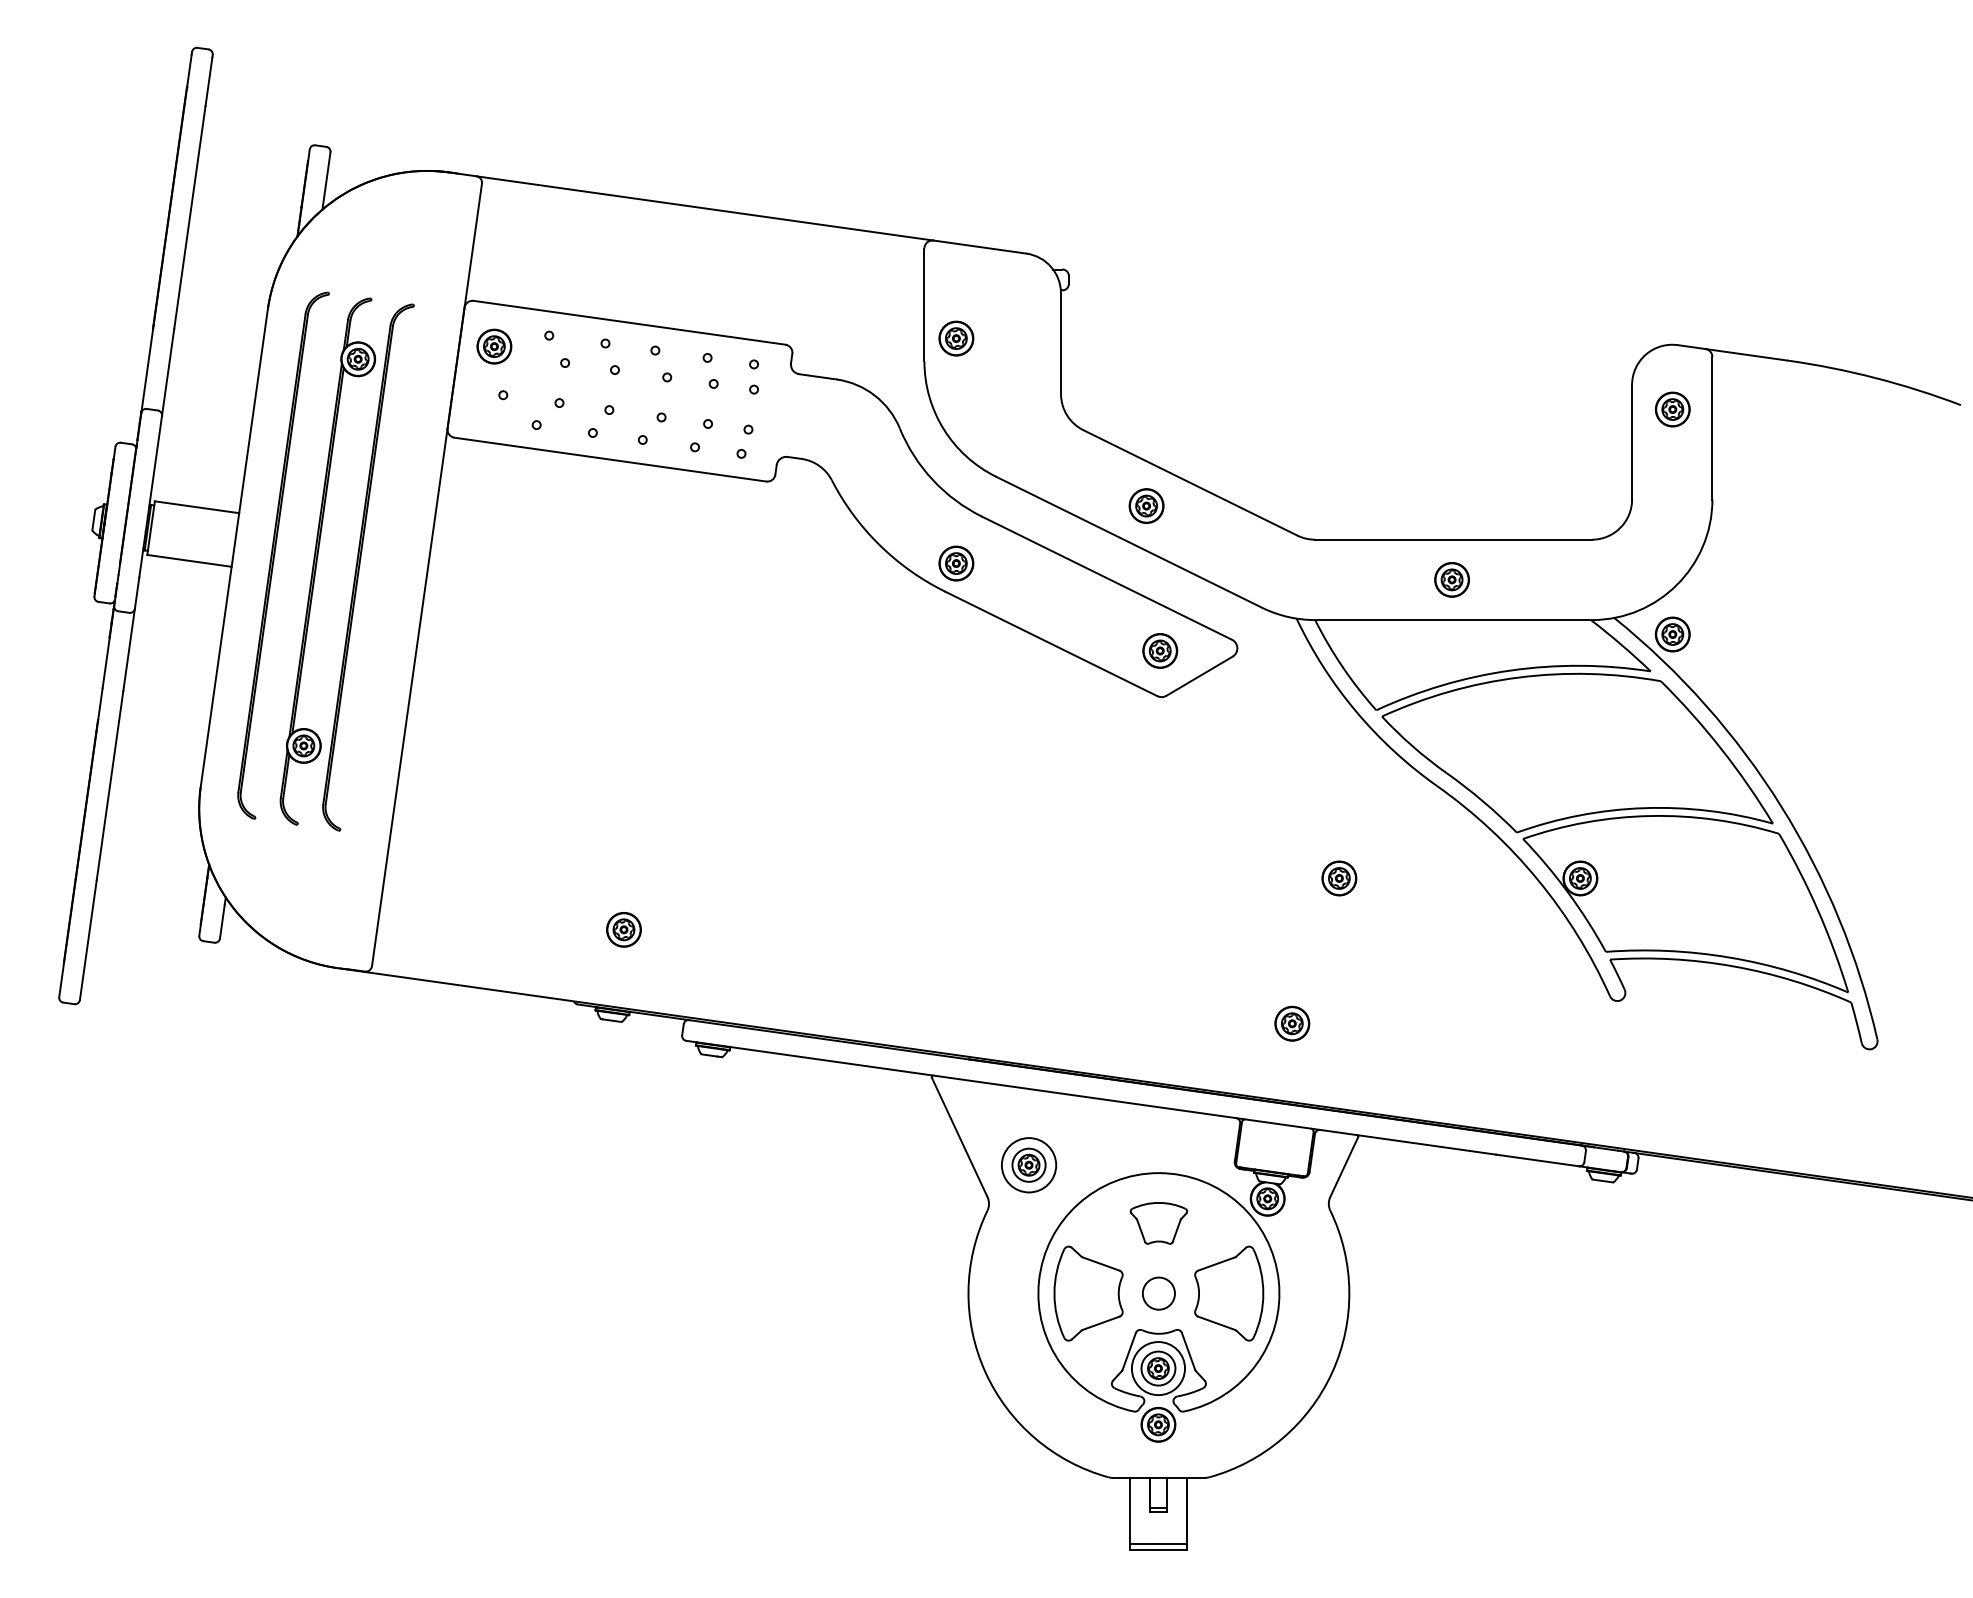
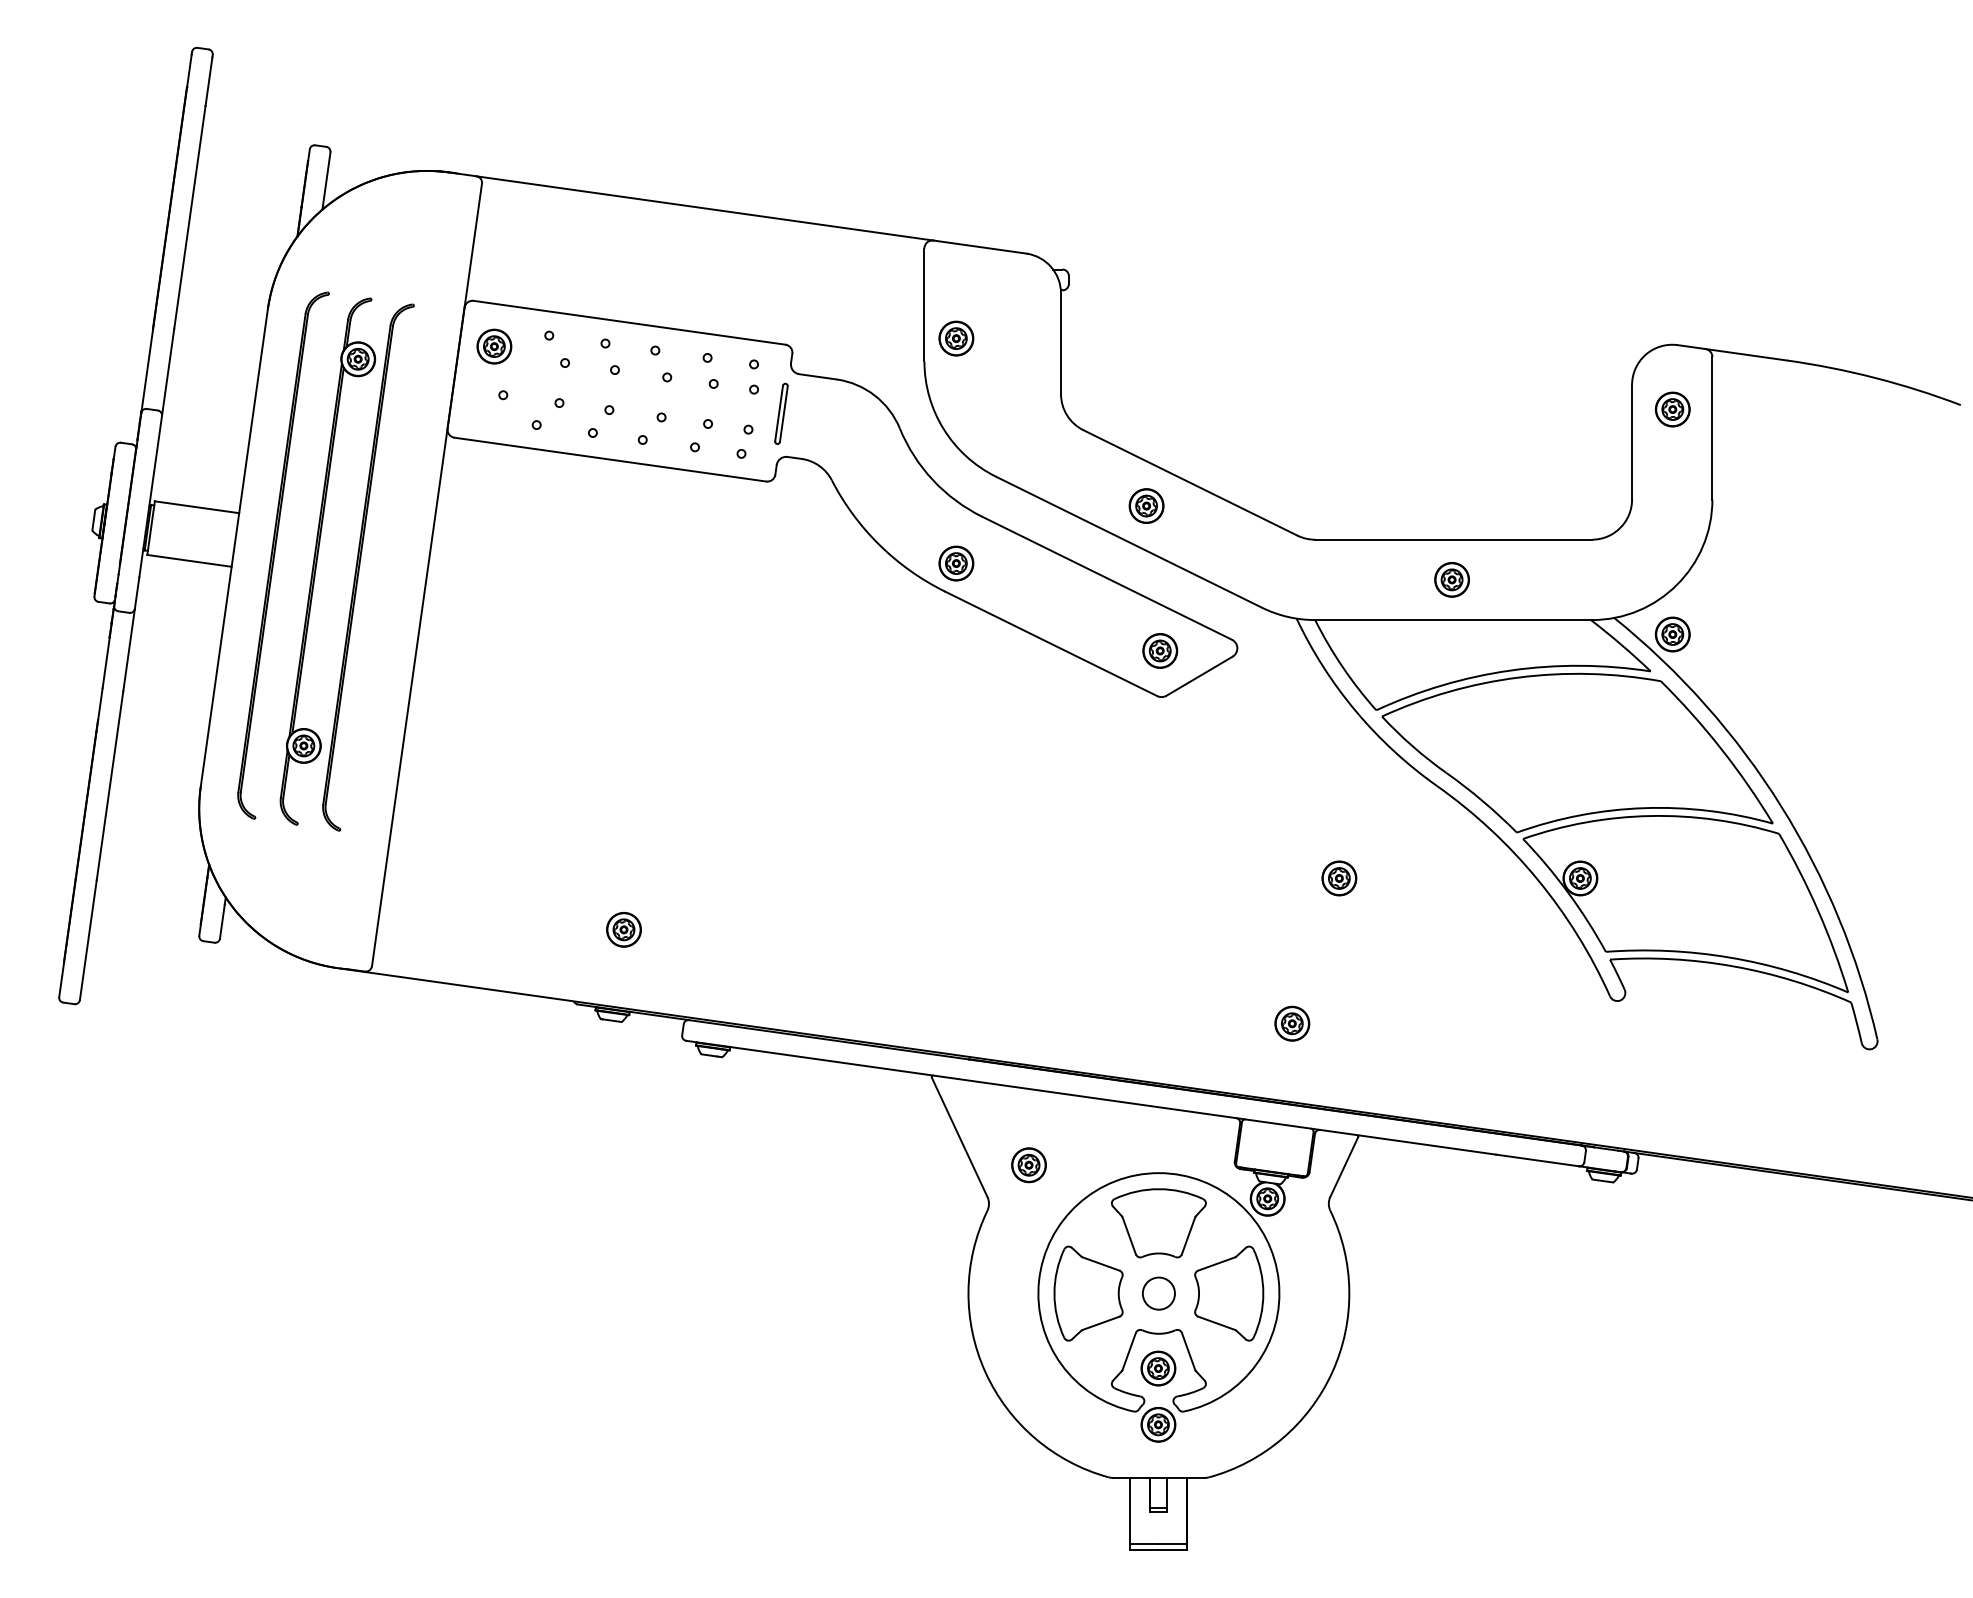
part: none -> present (781, 413)
circle diameter: 54 px -> 34 px (1029, 1165)
part size: 60x43 px -> 96x71 px (1158, 1223)
circle diameter: 53 px -> 33 px (1158, 1368)
